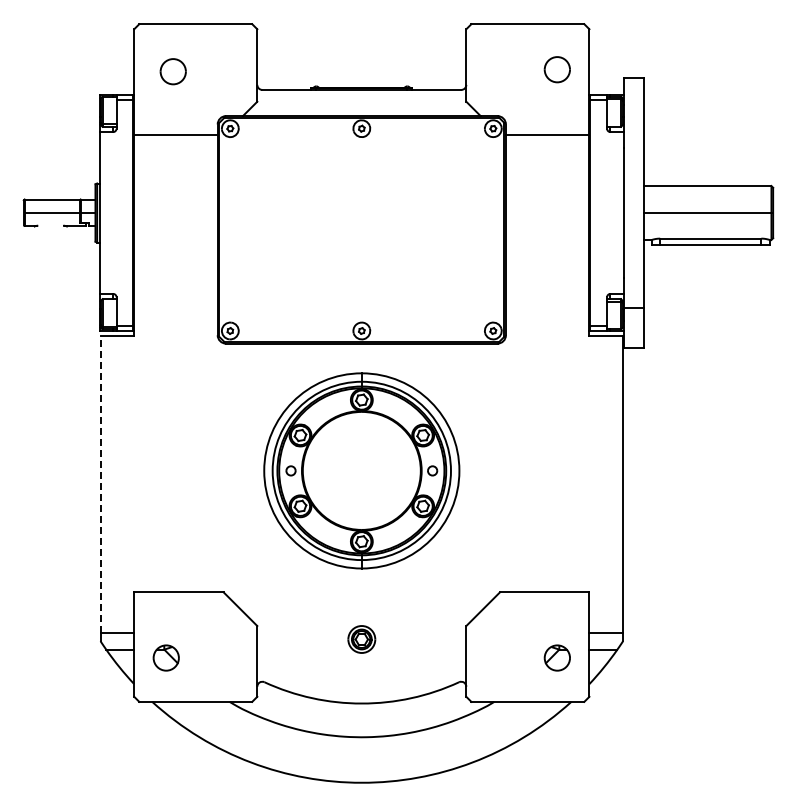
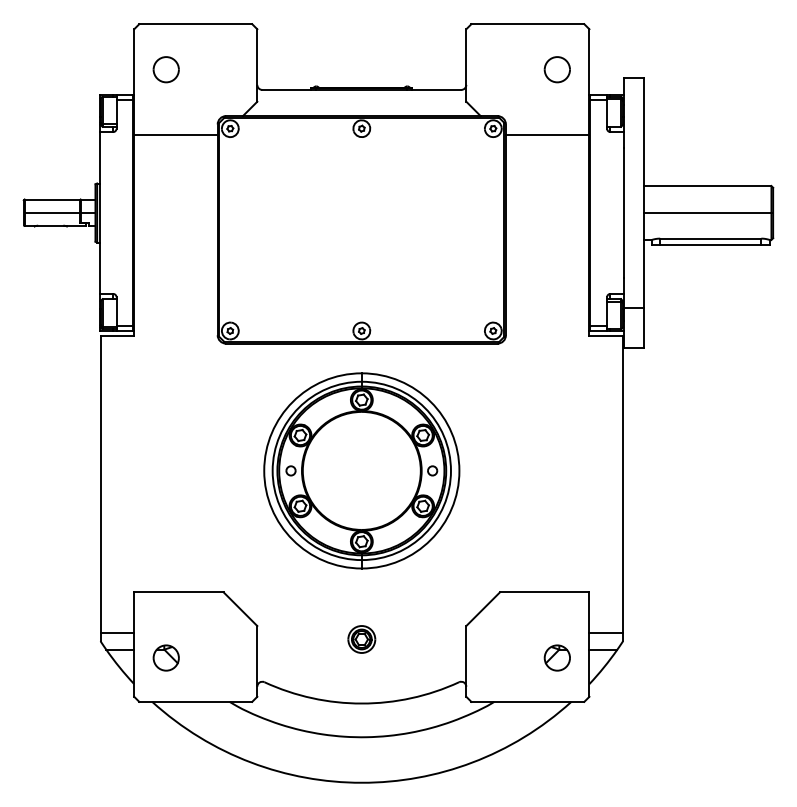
part position: (172, 71) -> (165, 69) (165, 69)
line: none -> present (50, 225)
line: dashed -> solid (100, 483)
